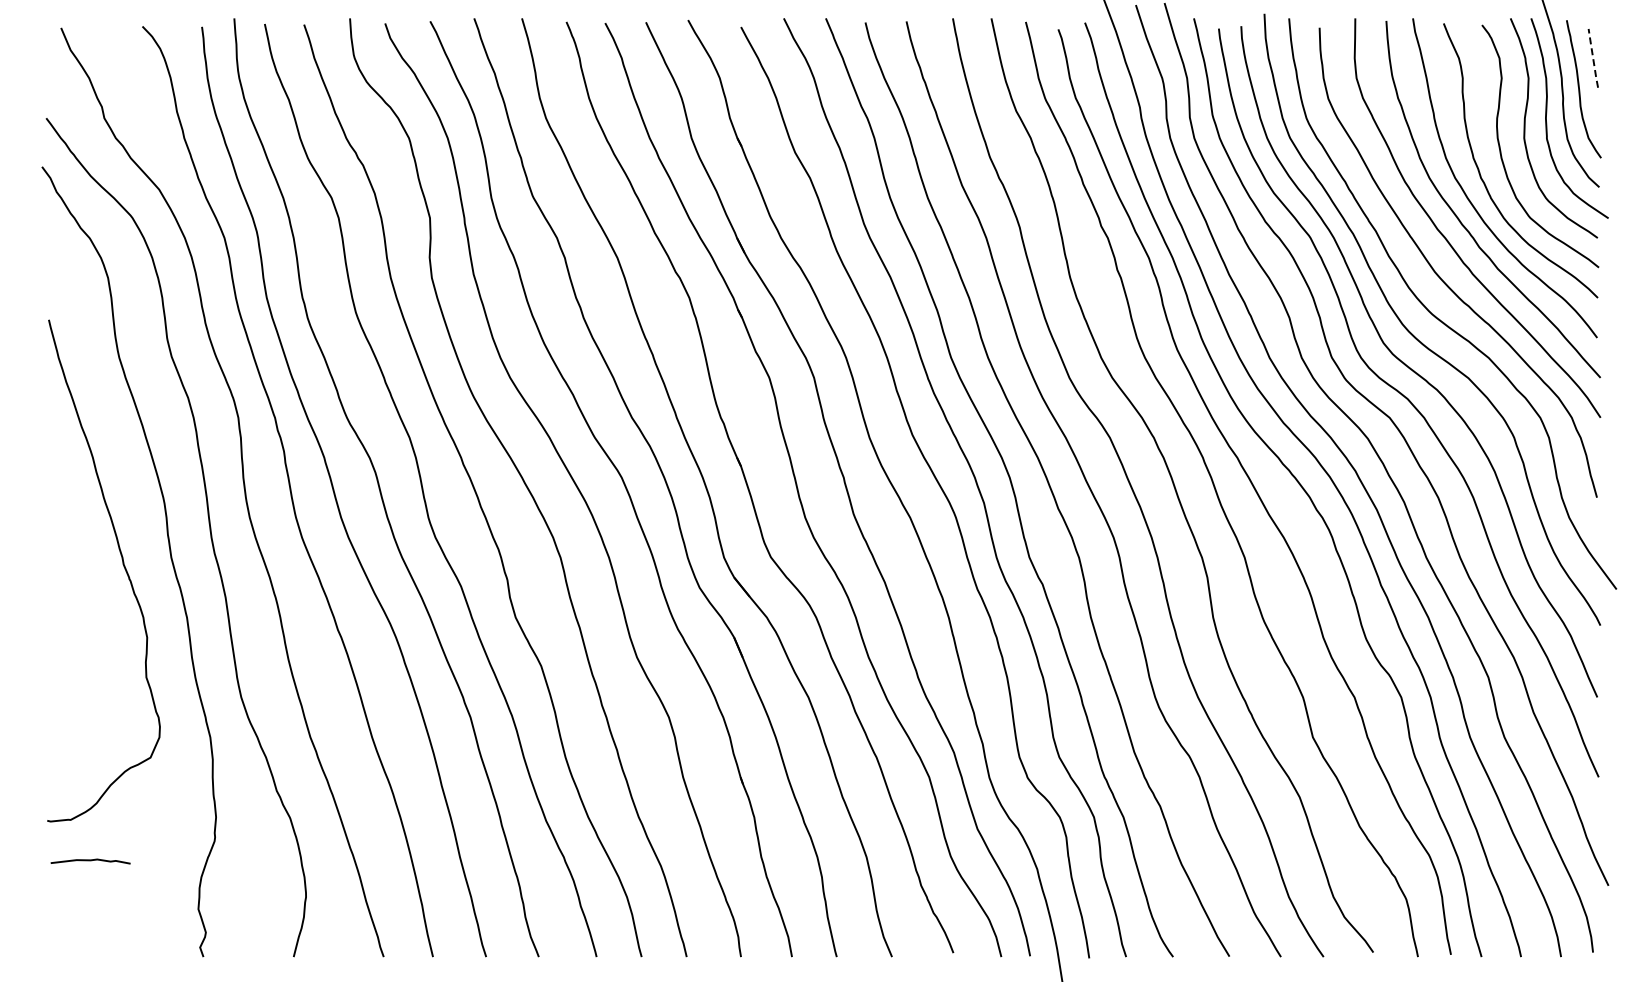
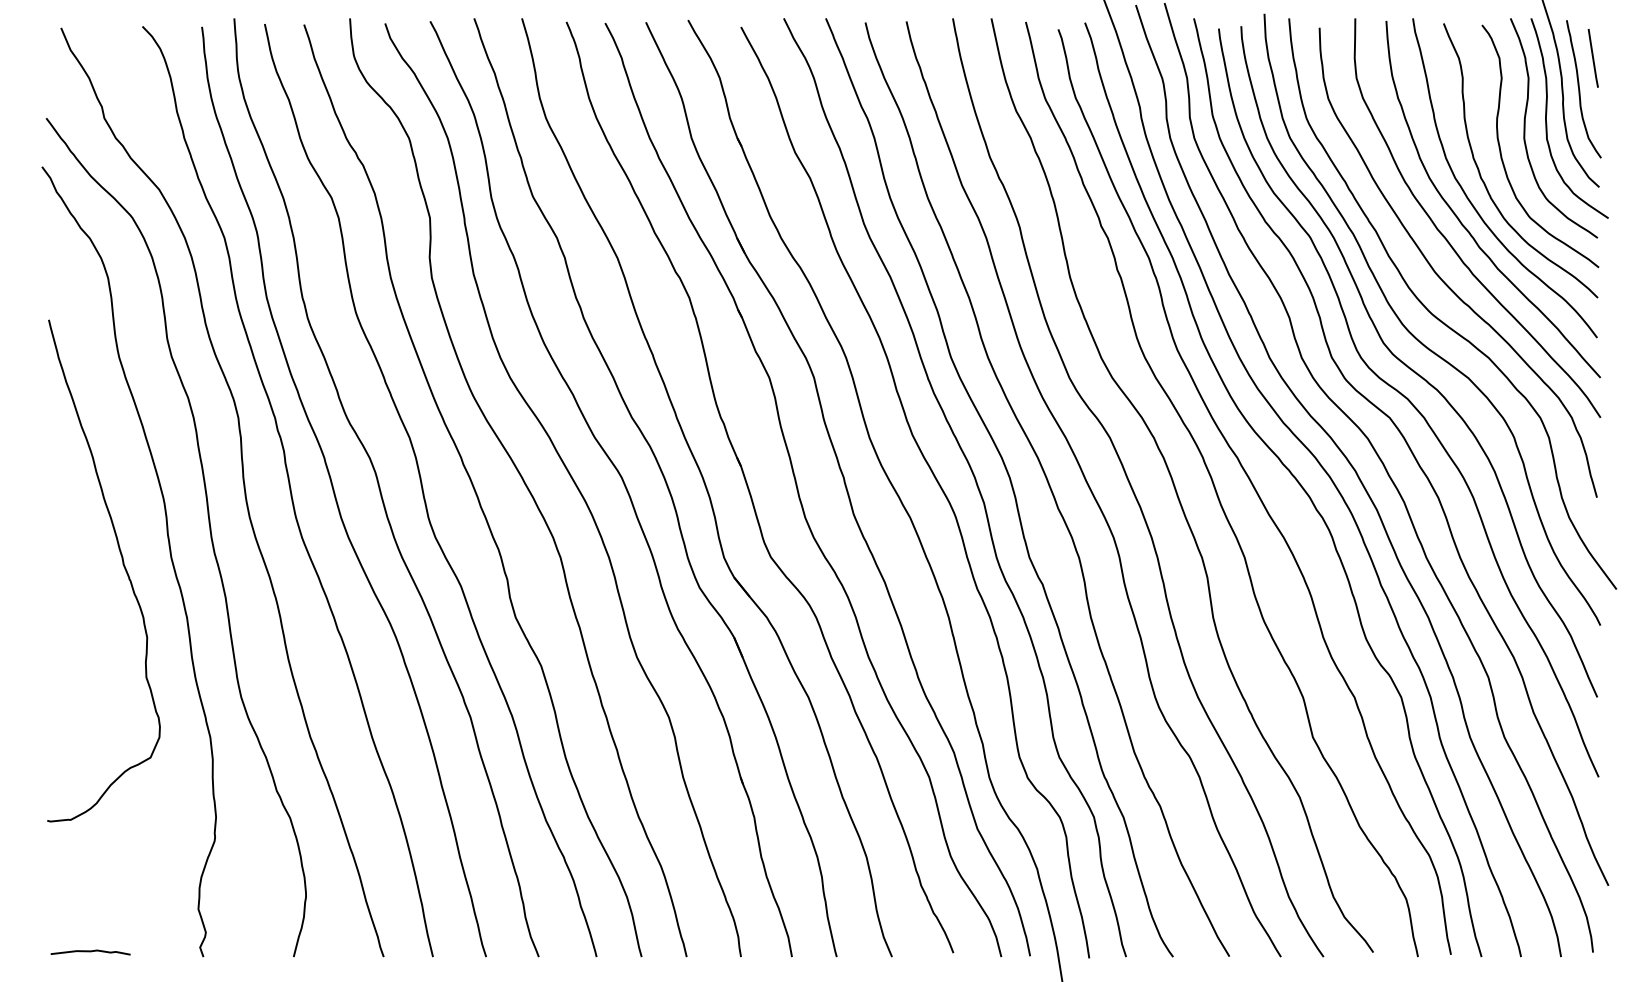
line: dashed -> solid (1593, 57)
curve position: (90, 861) -> (90, 952) (90, 952)
